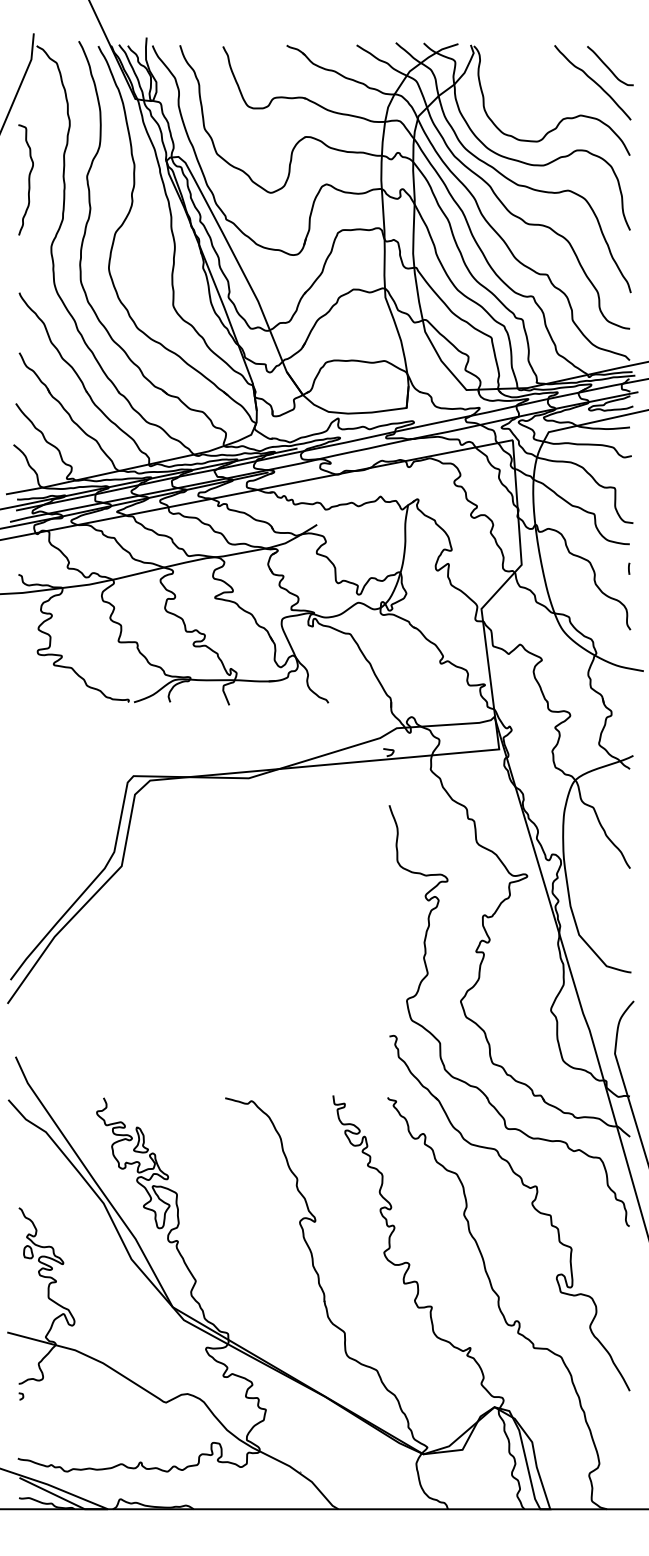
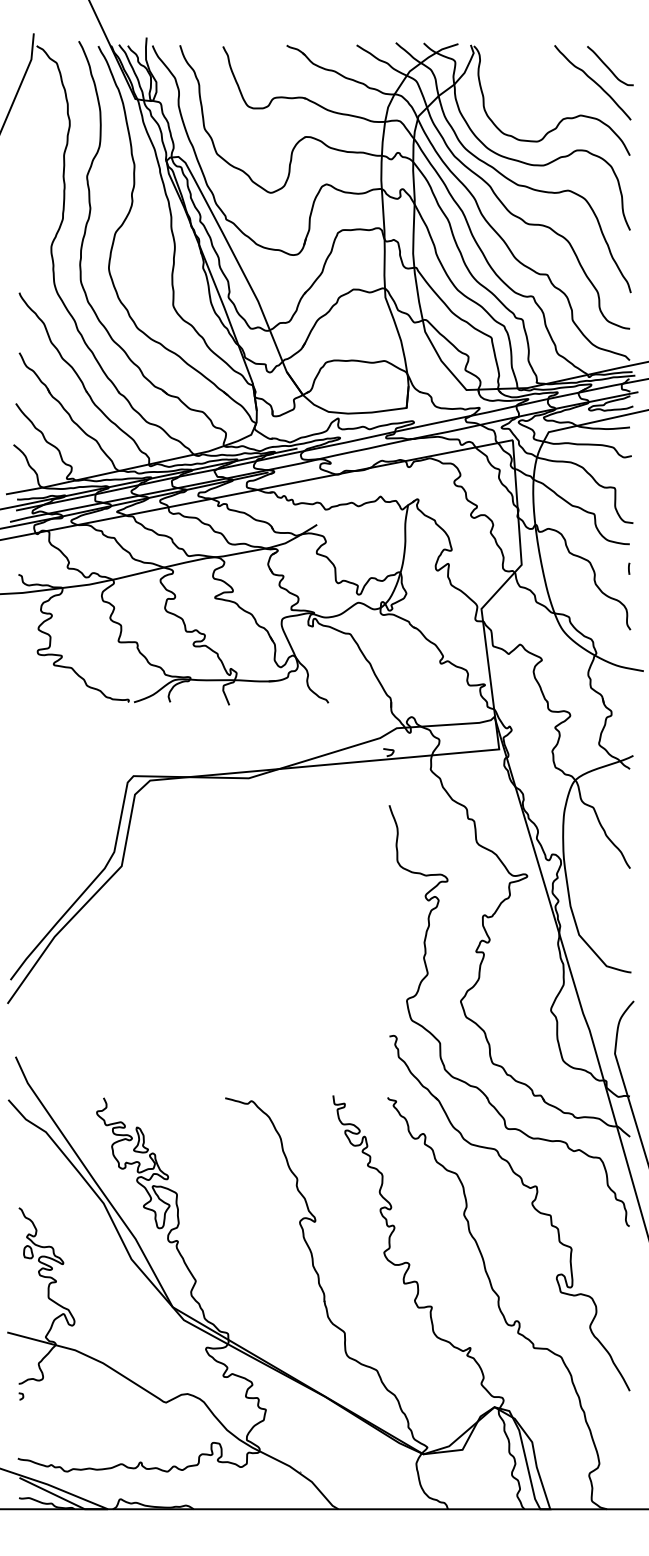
curve: present -> none (28, 179)
